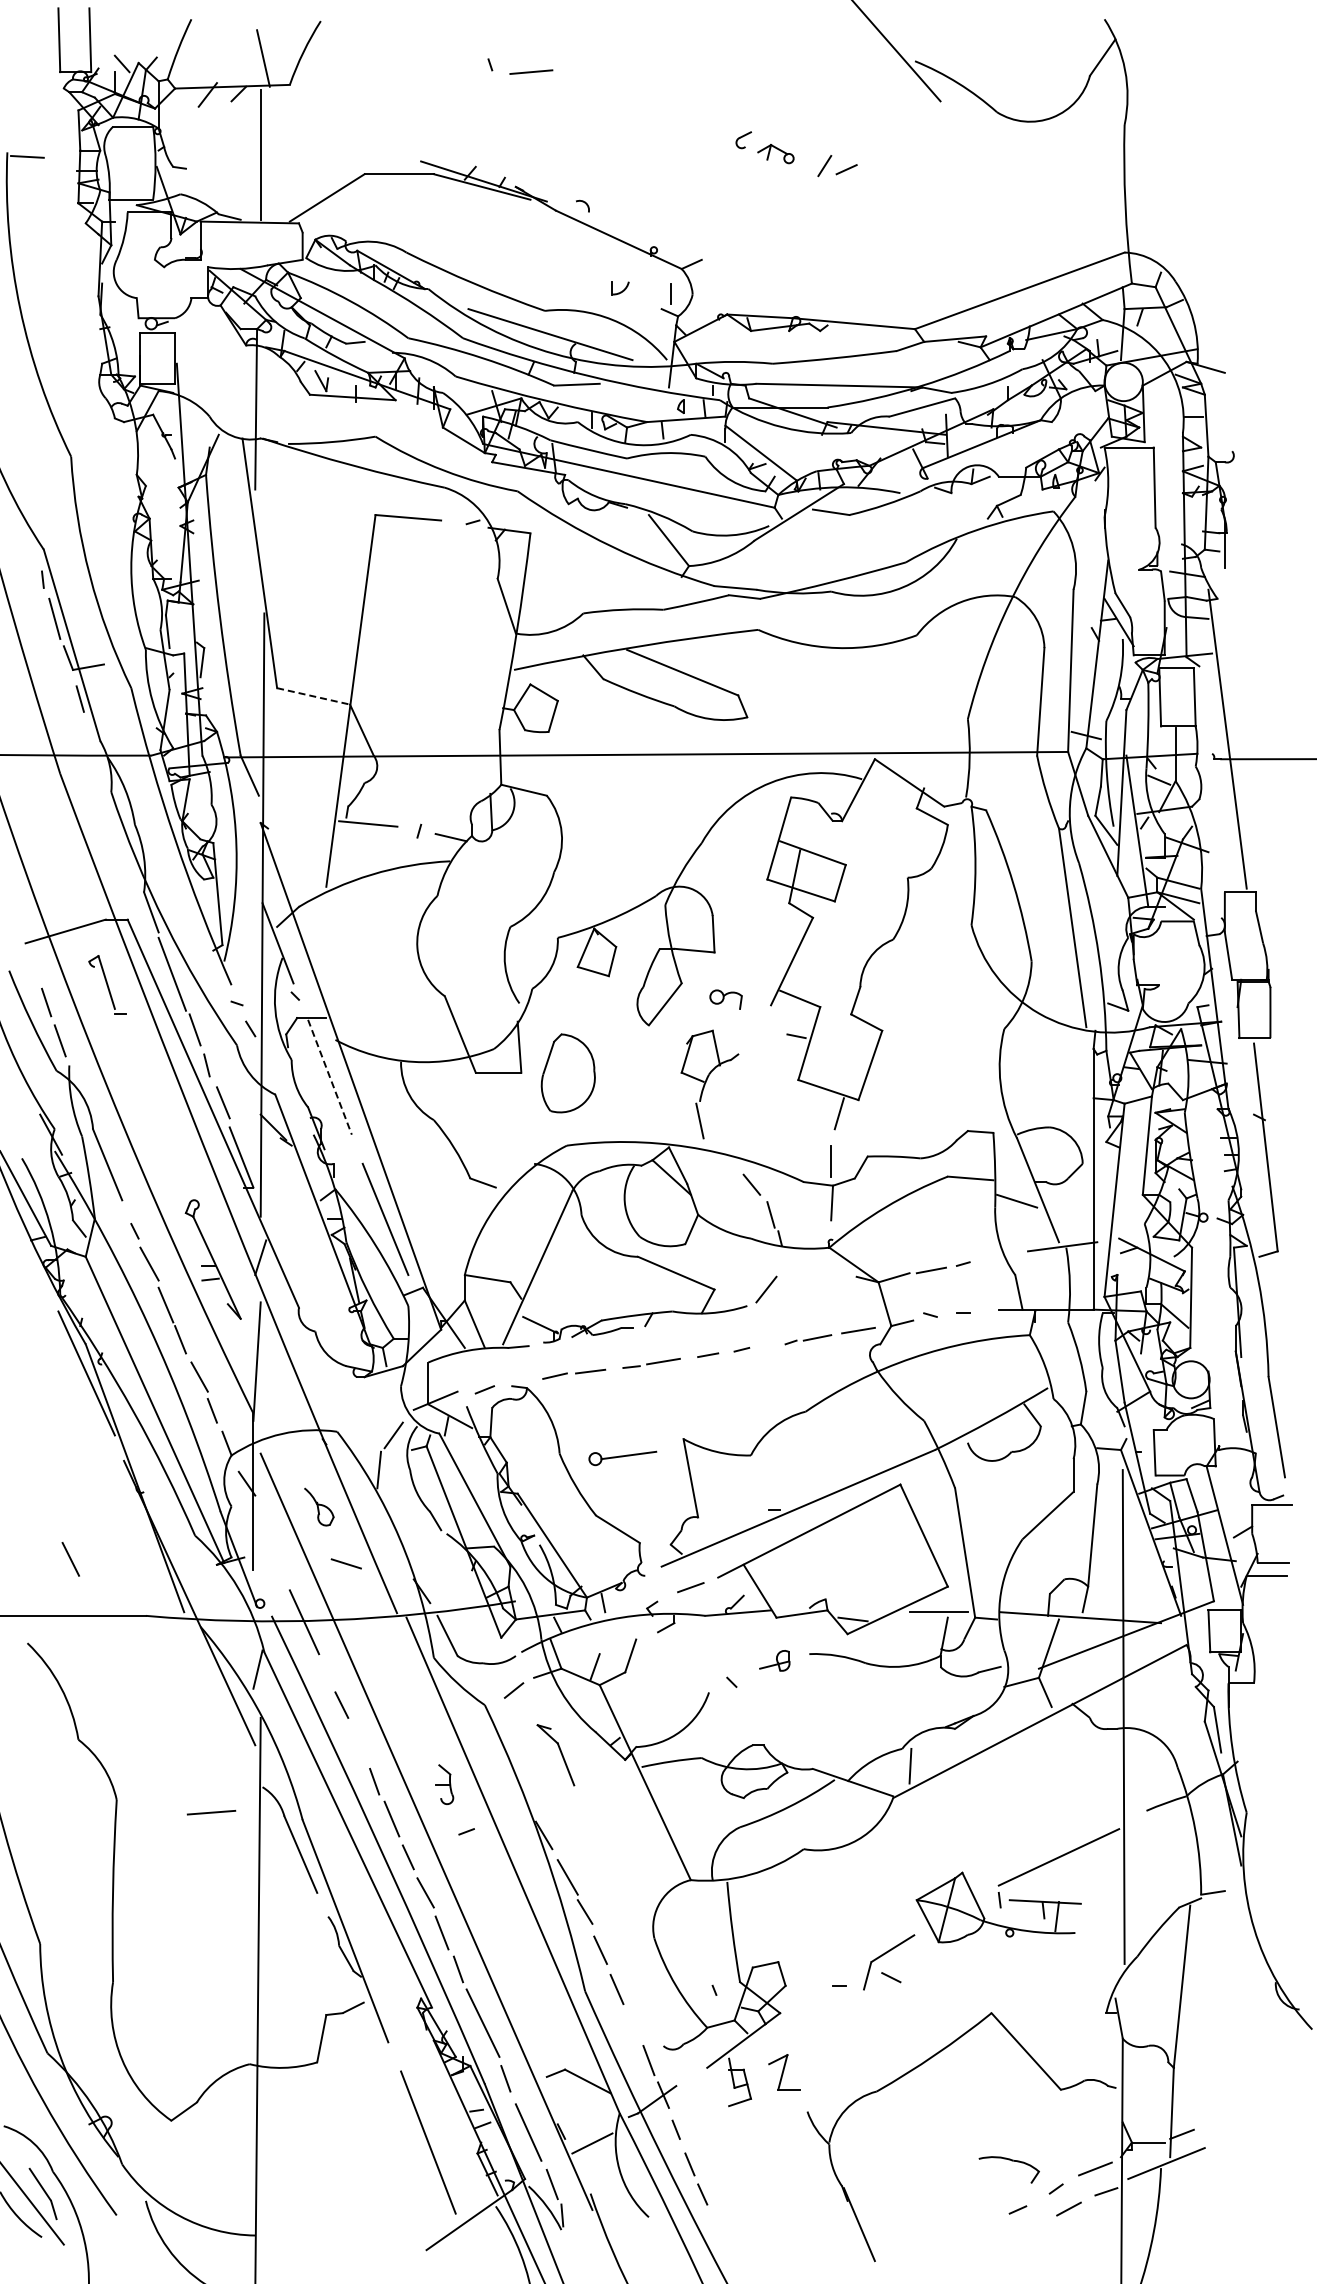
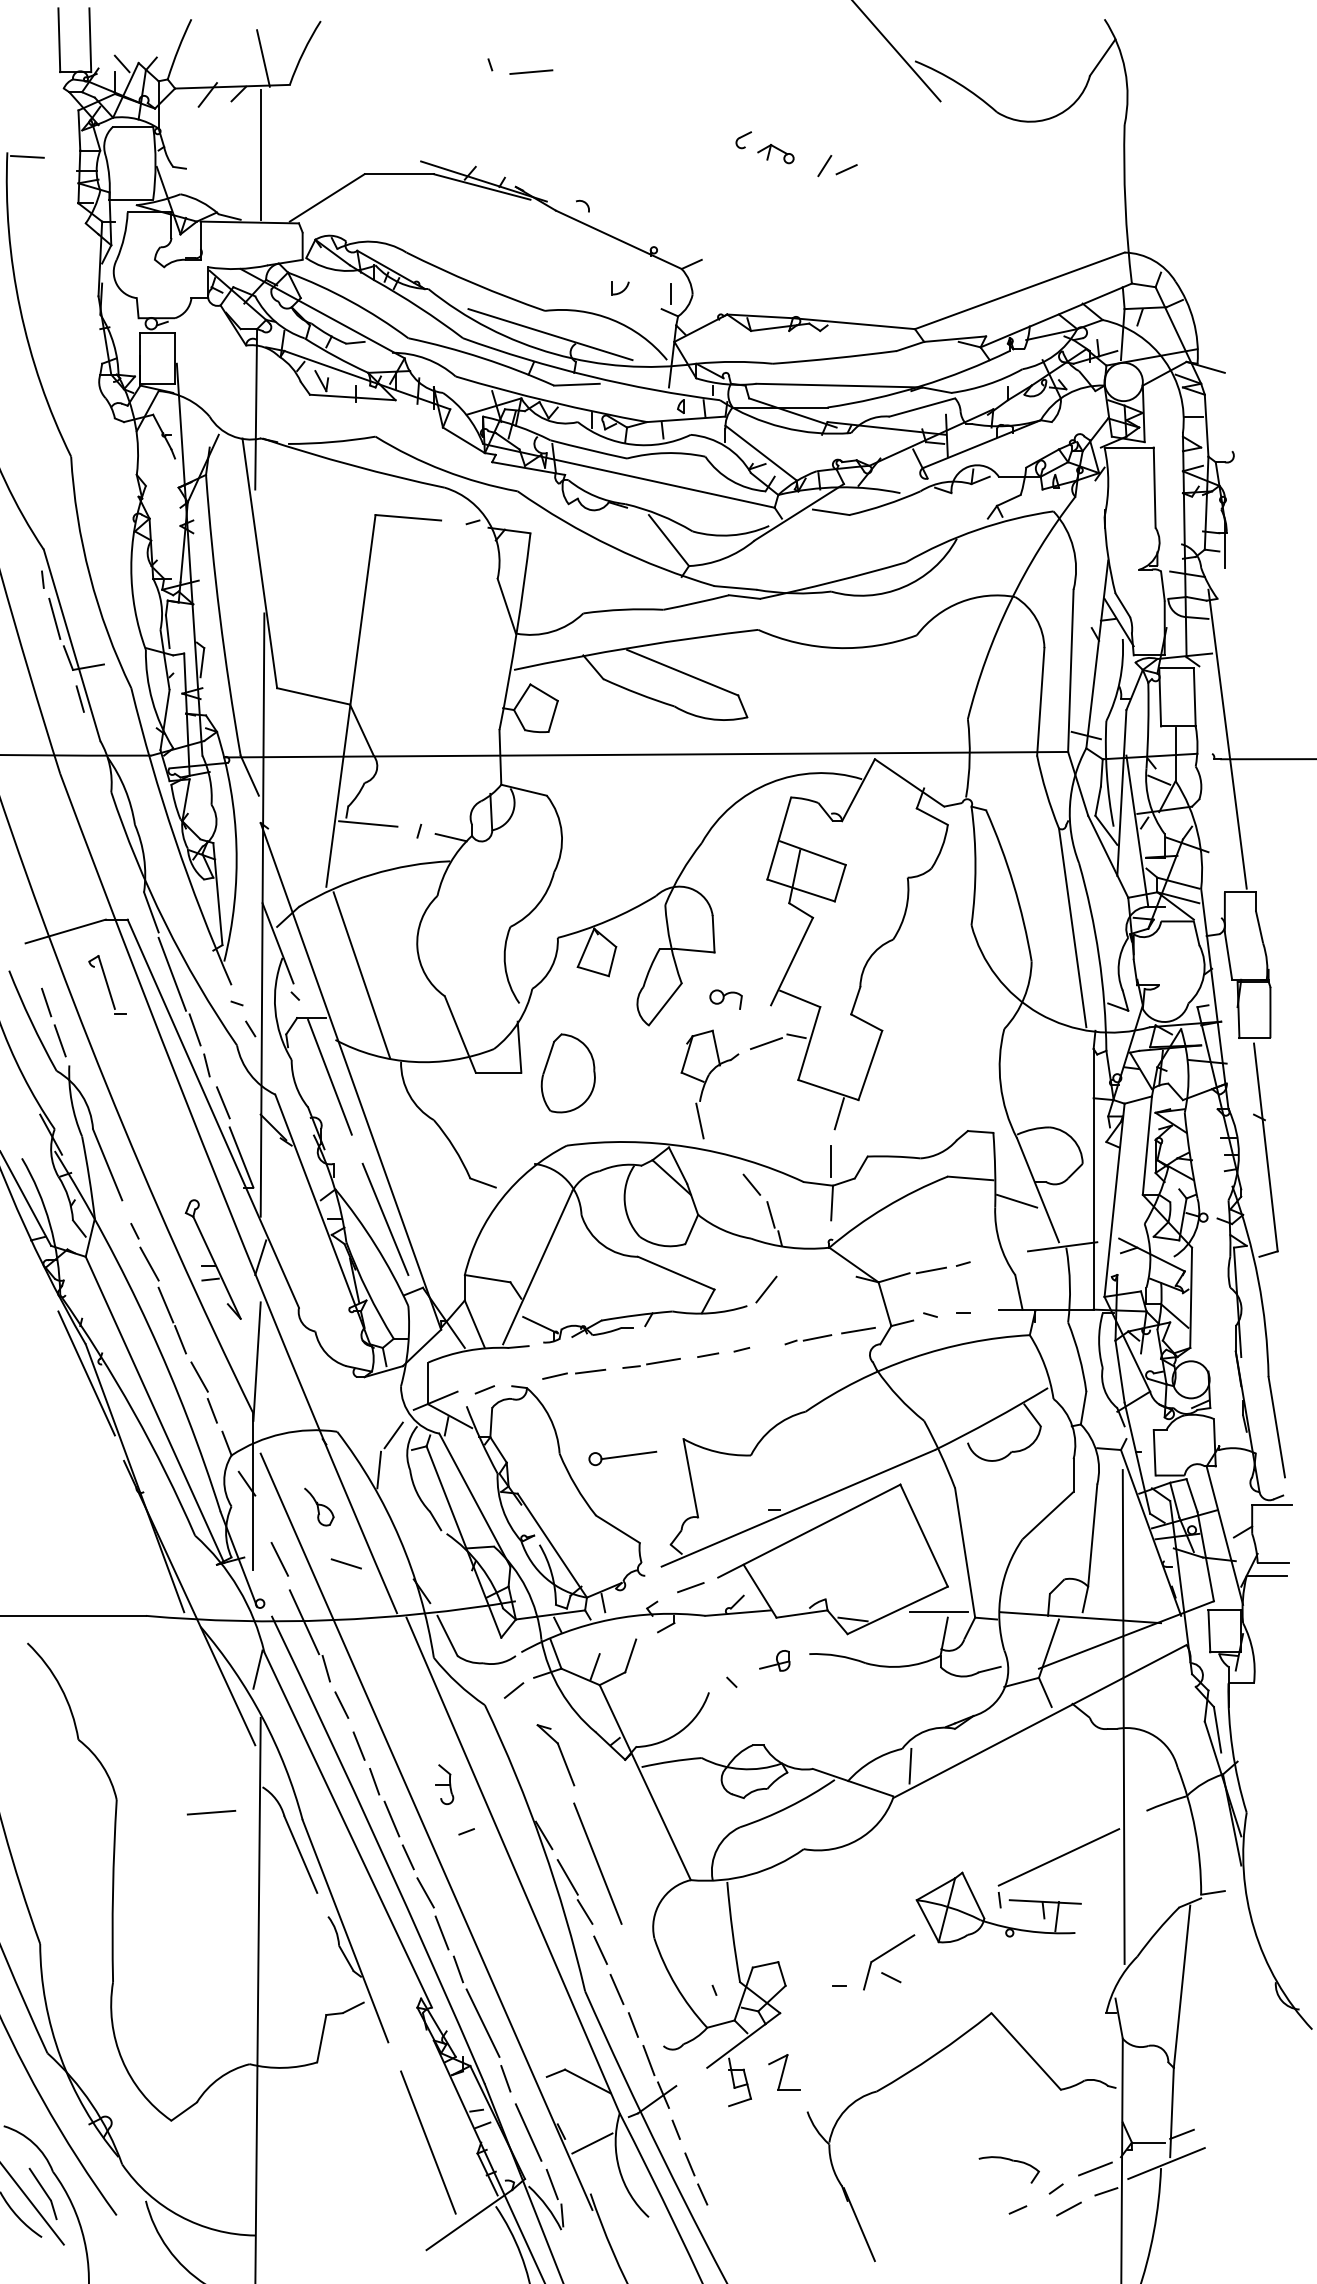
line: dashed -> solid (314, 696)
line: none -> present (361, 975)
line: none -> present (765, 1043)
line: dashed -> solid (330, 1077)
line position: (70, 1559) -> (279, 1559) (279, 1559)
line: none -> present (325, 1668)
line: none -> present (358, 1745)
line: none -> present (597, 1863)
line: none -> present (632, 2024)
